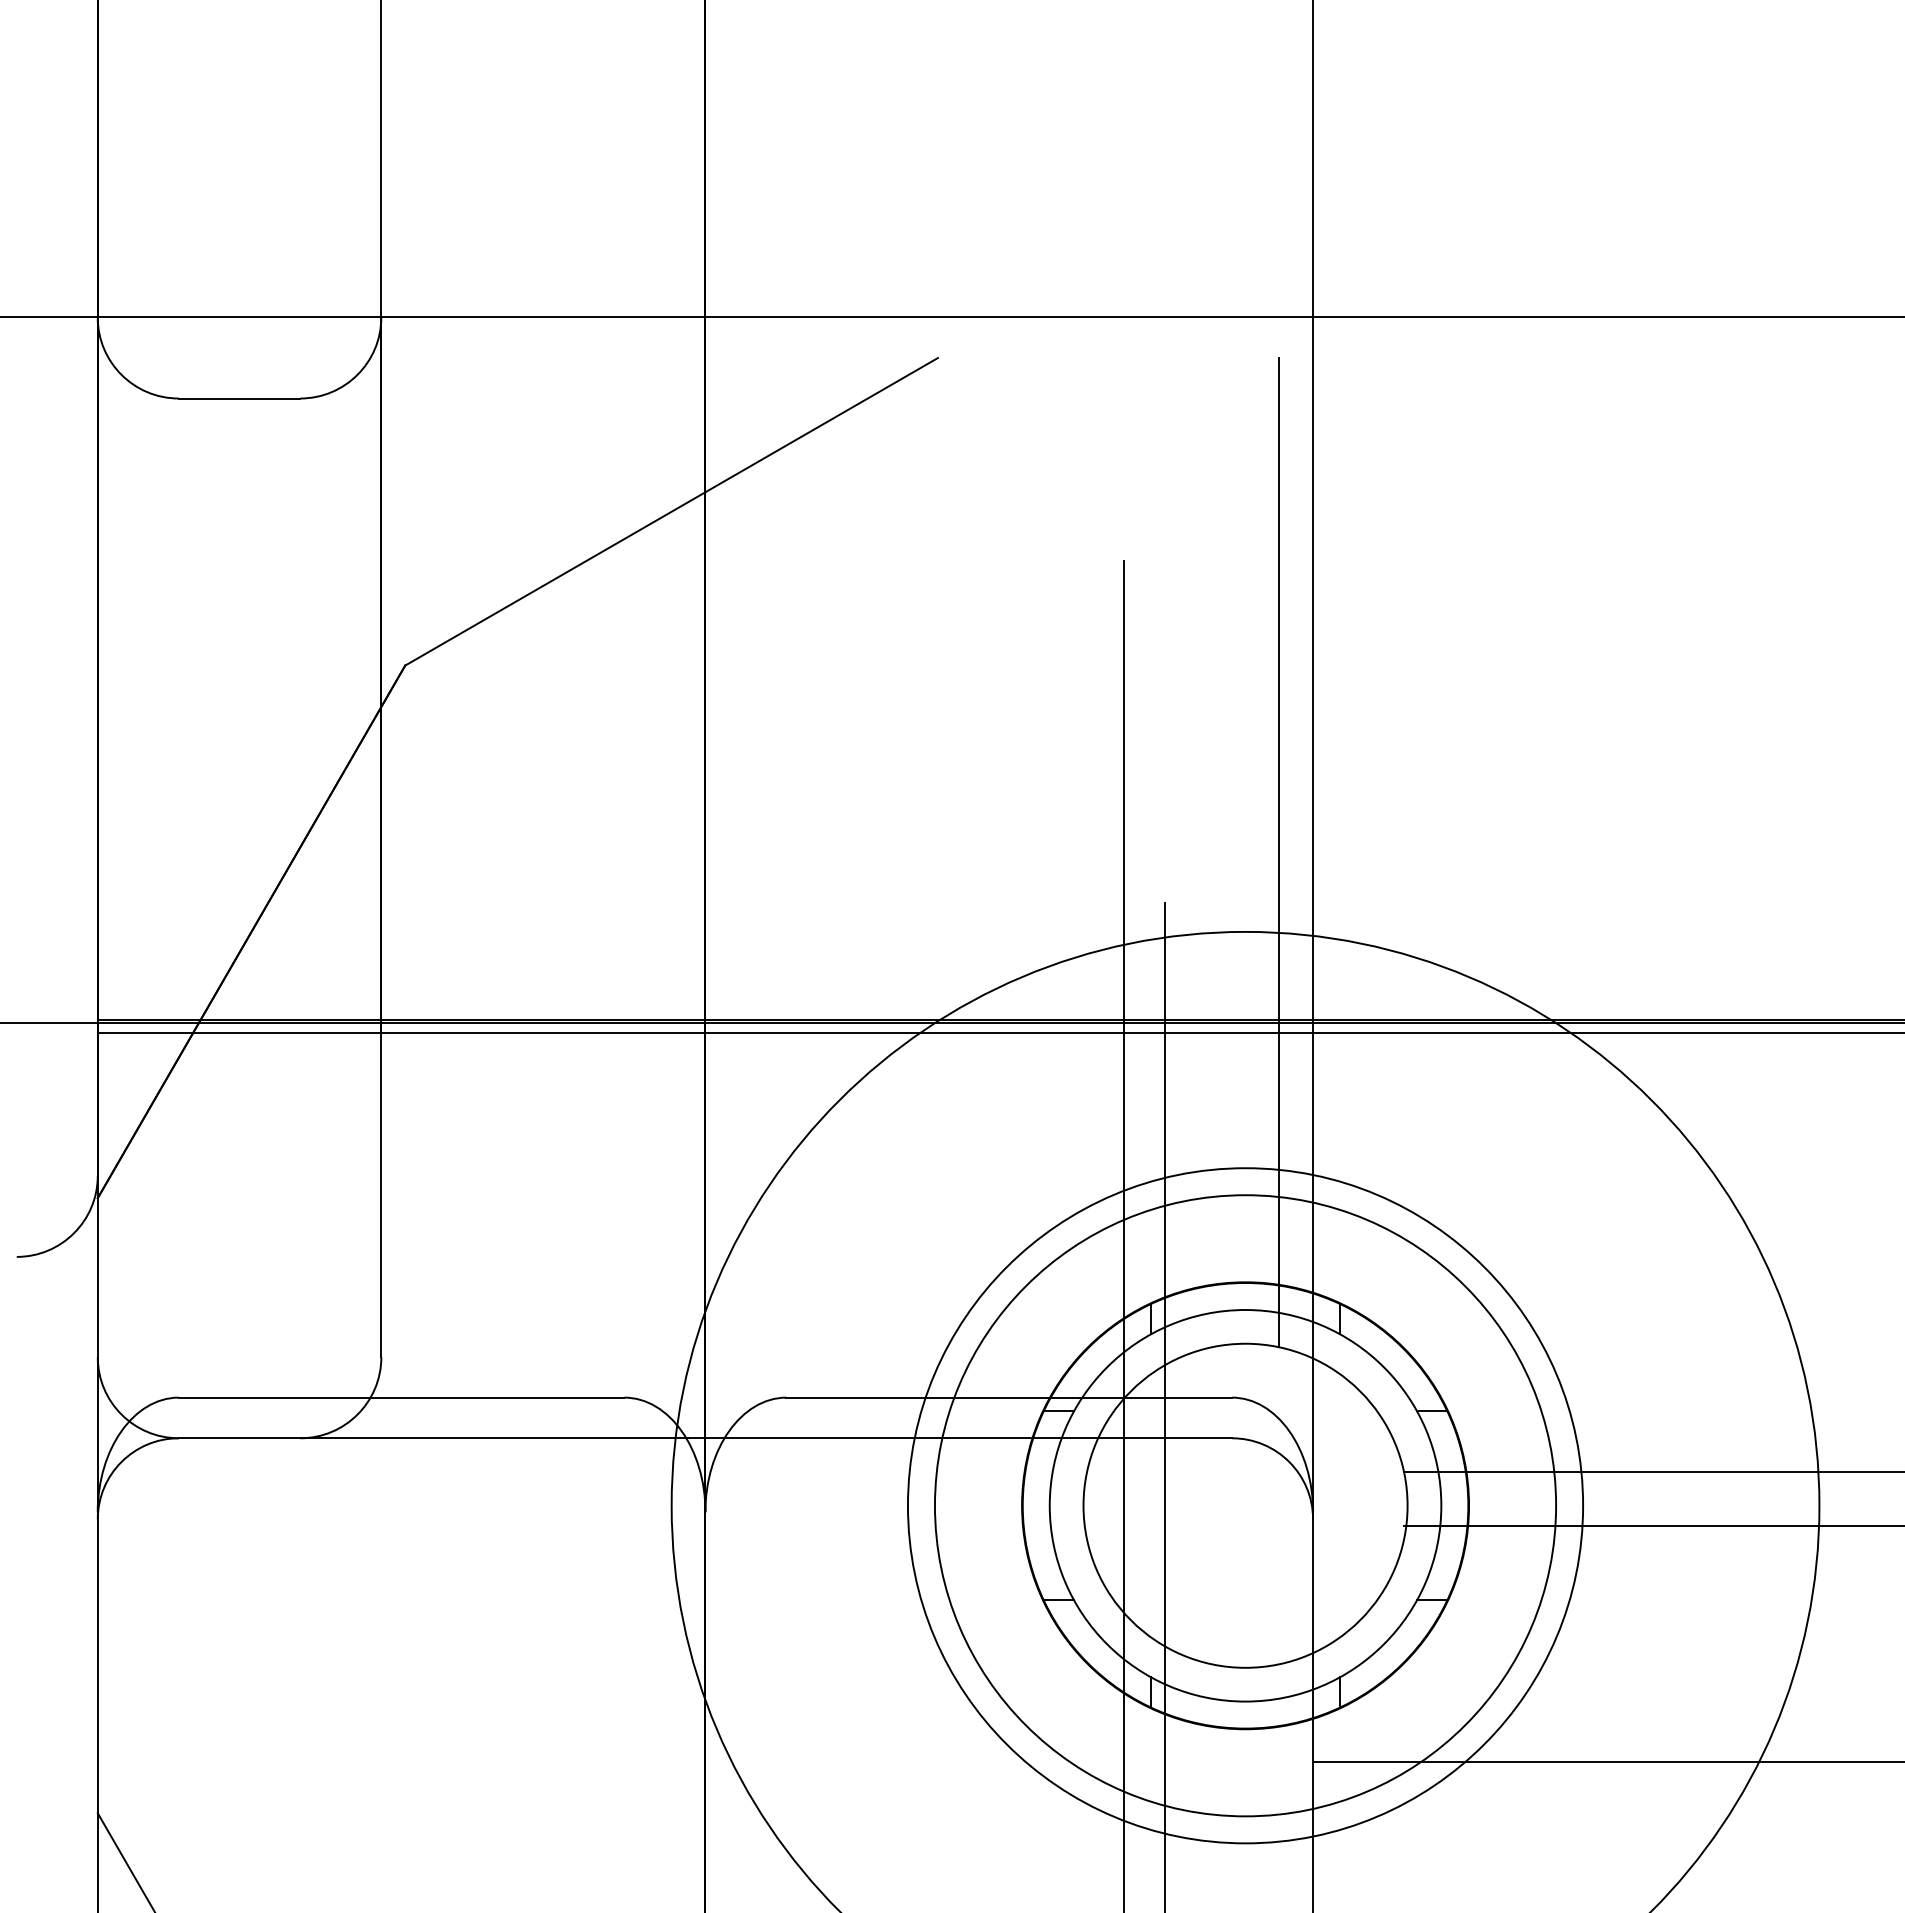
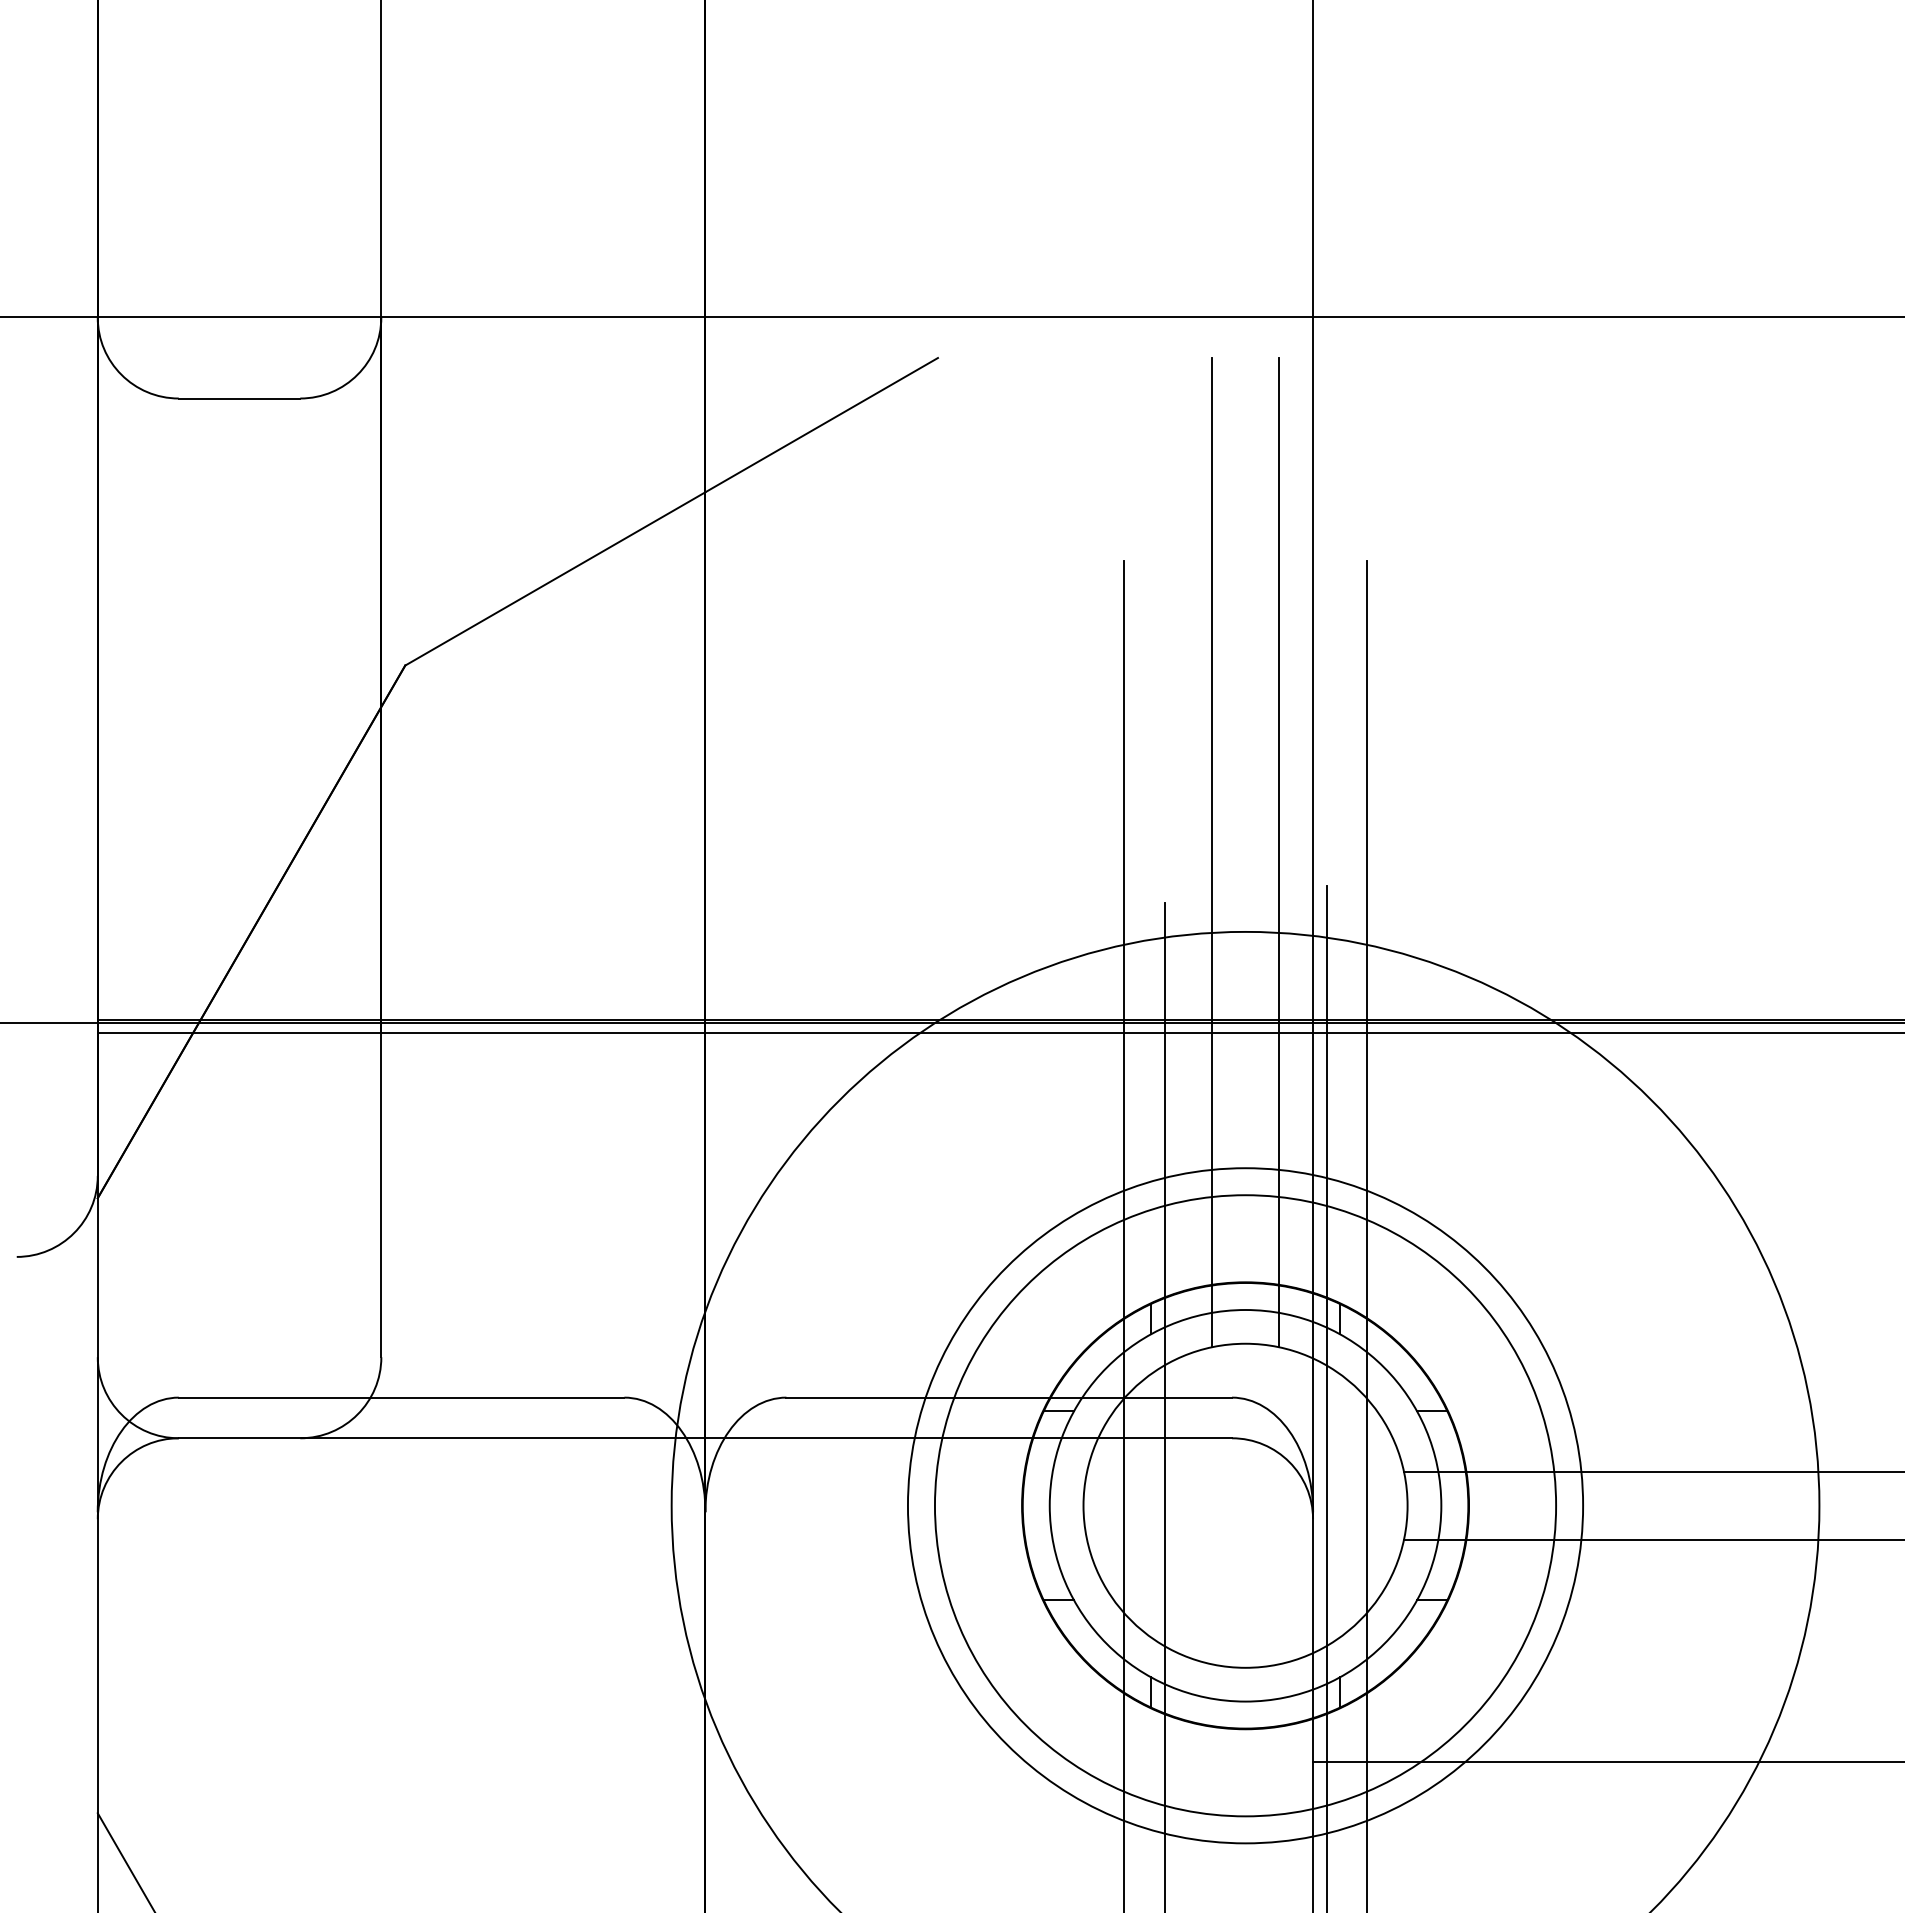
line: none -> present (1211, 852)
line: none -> present (1367, 1234)
line: none -> present (1326, 1397)
line position: (1652, 1525) -> (1652, 1539) (1652, 1539)
